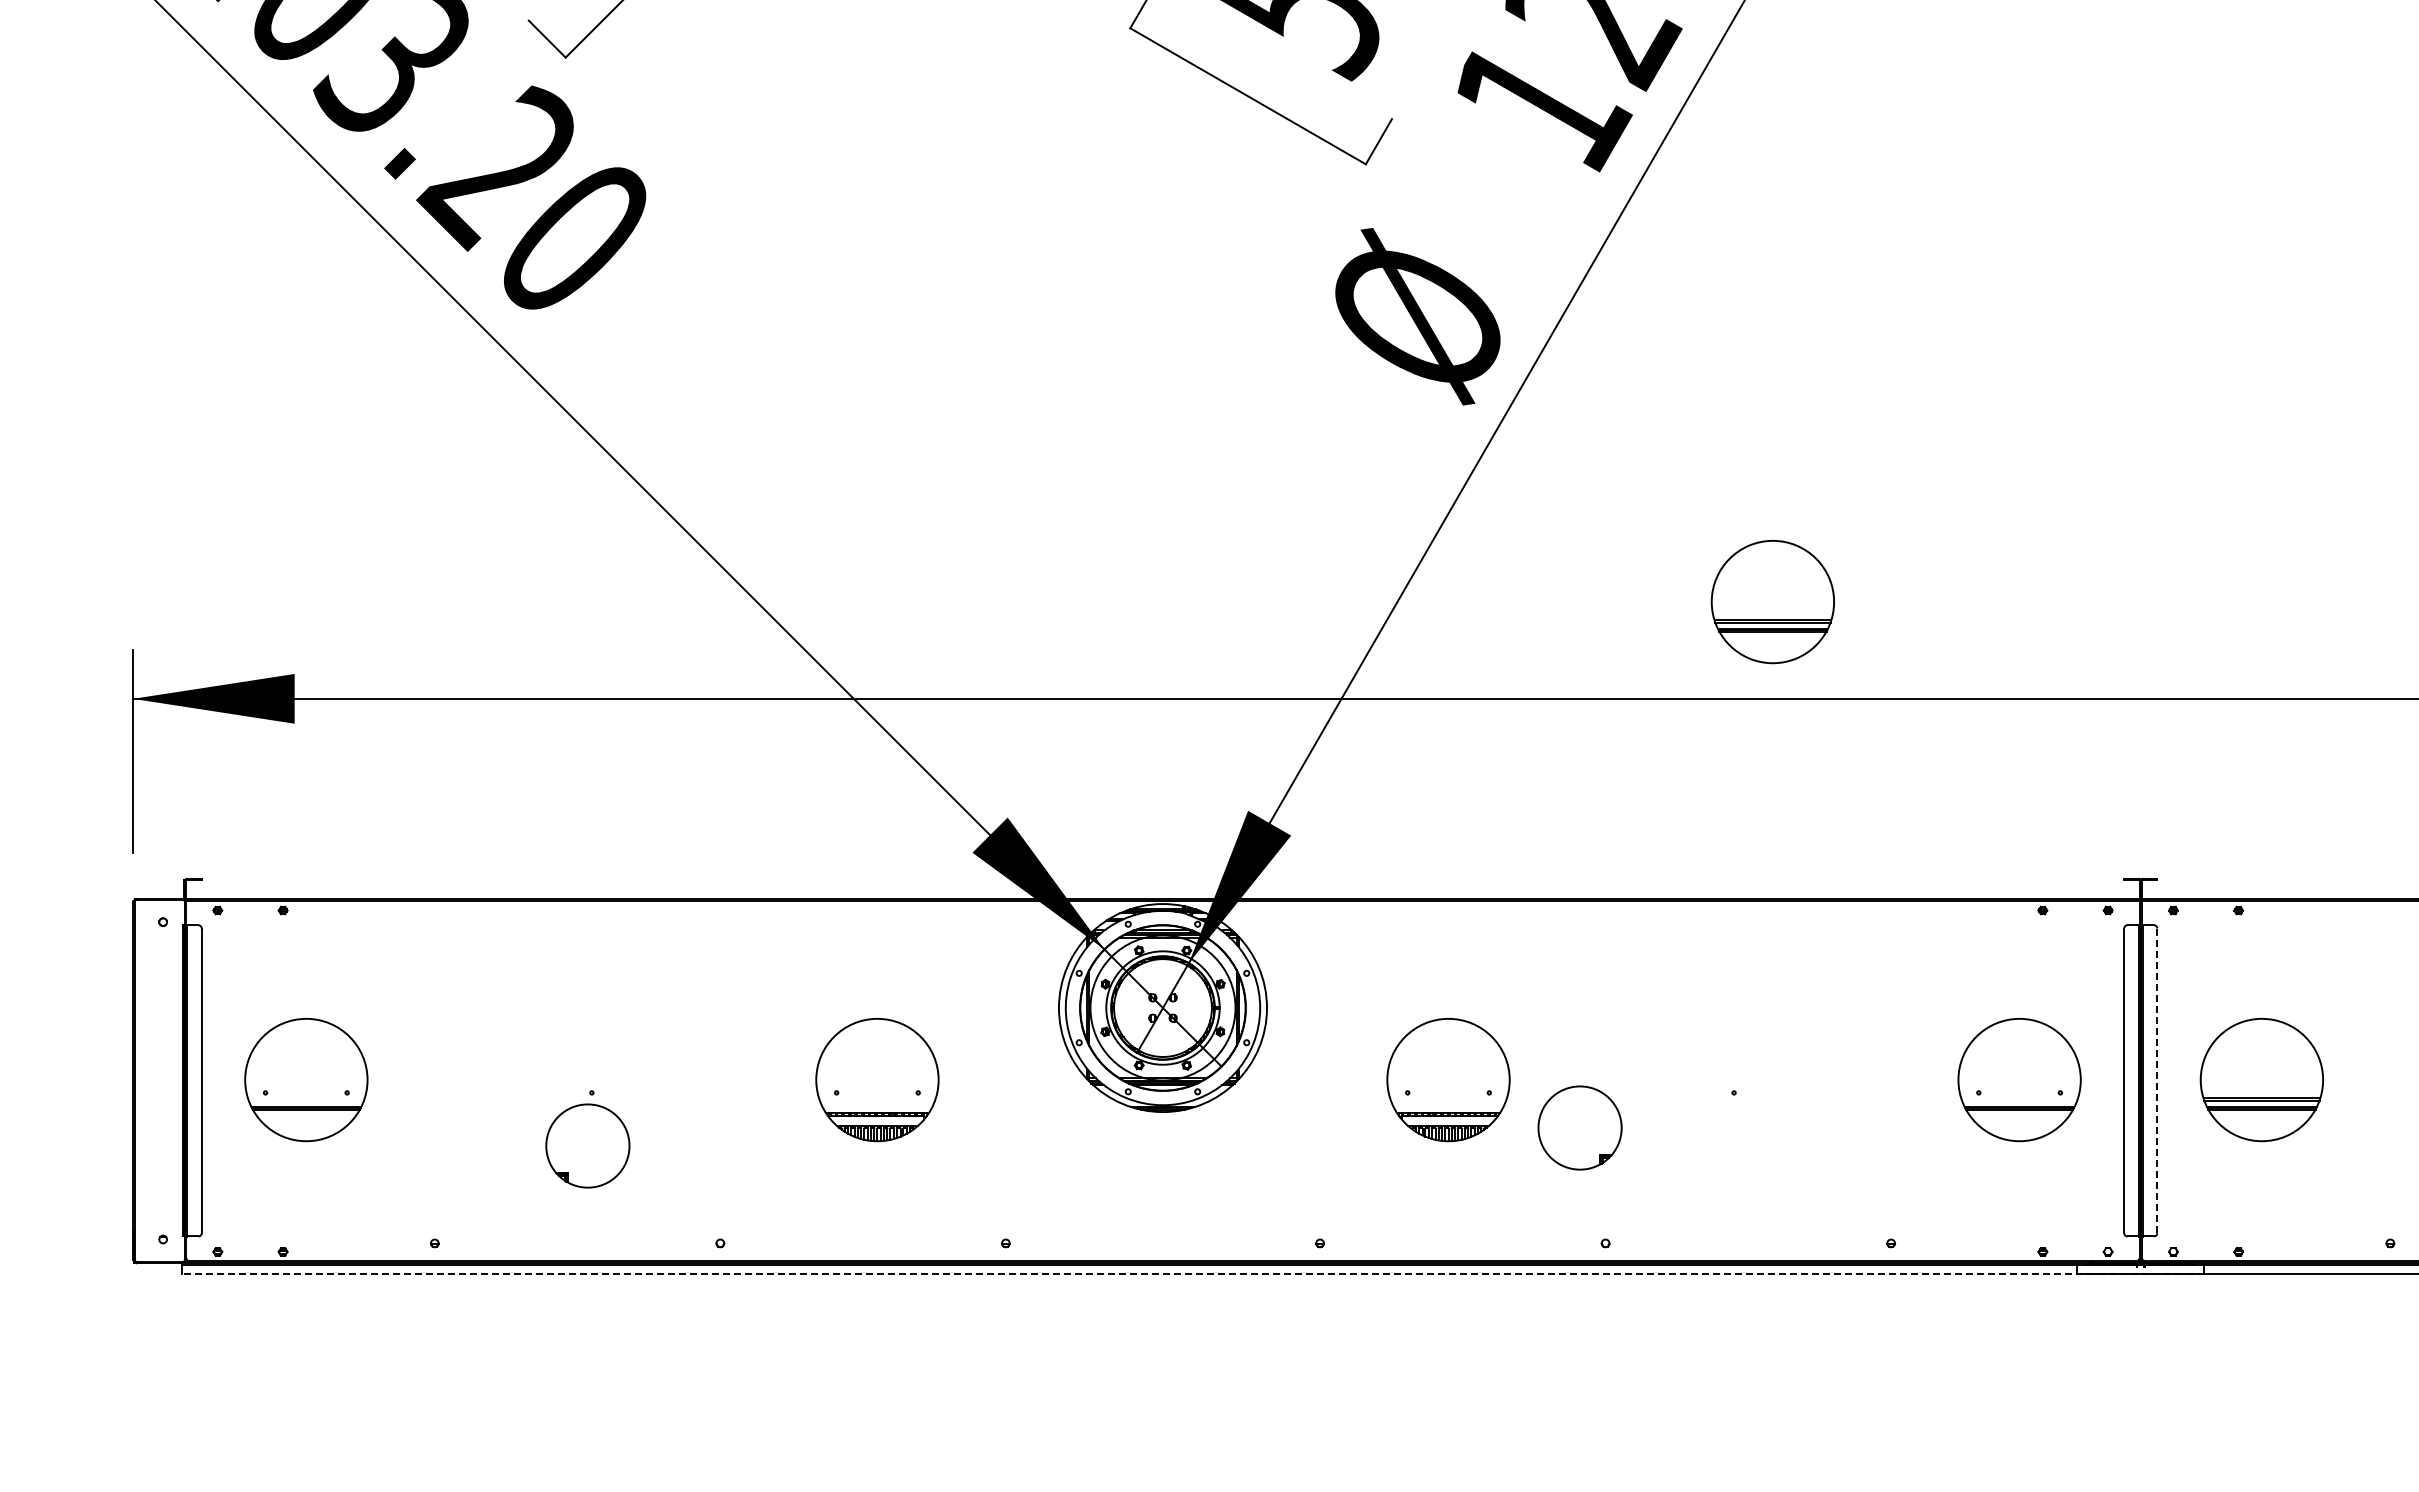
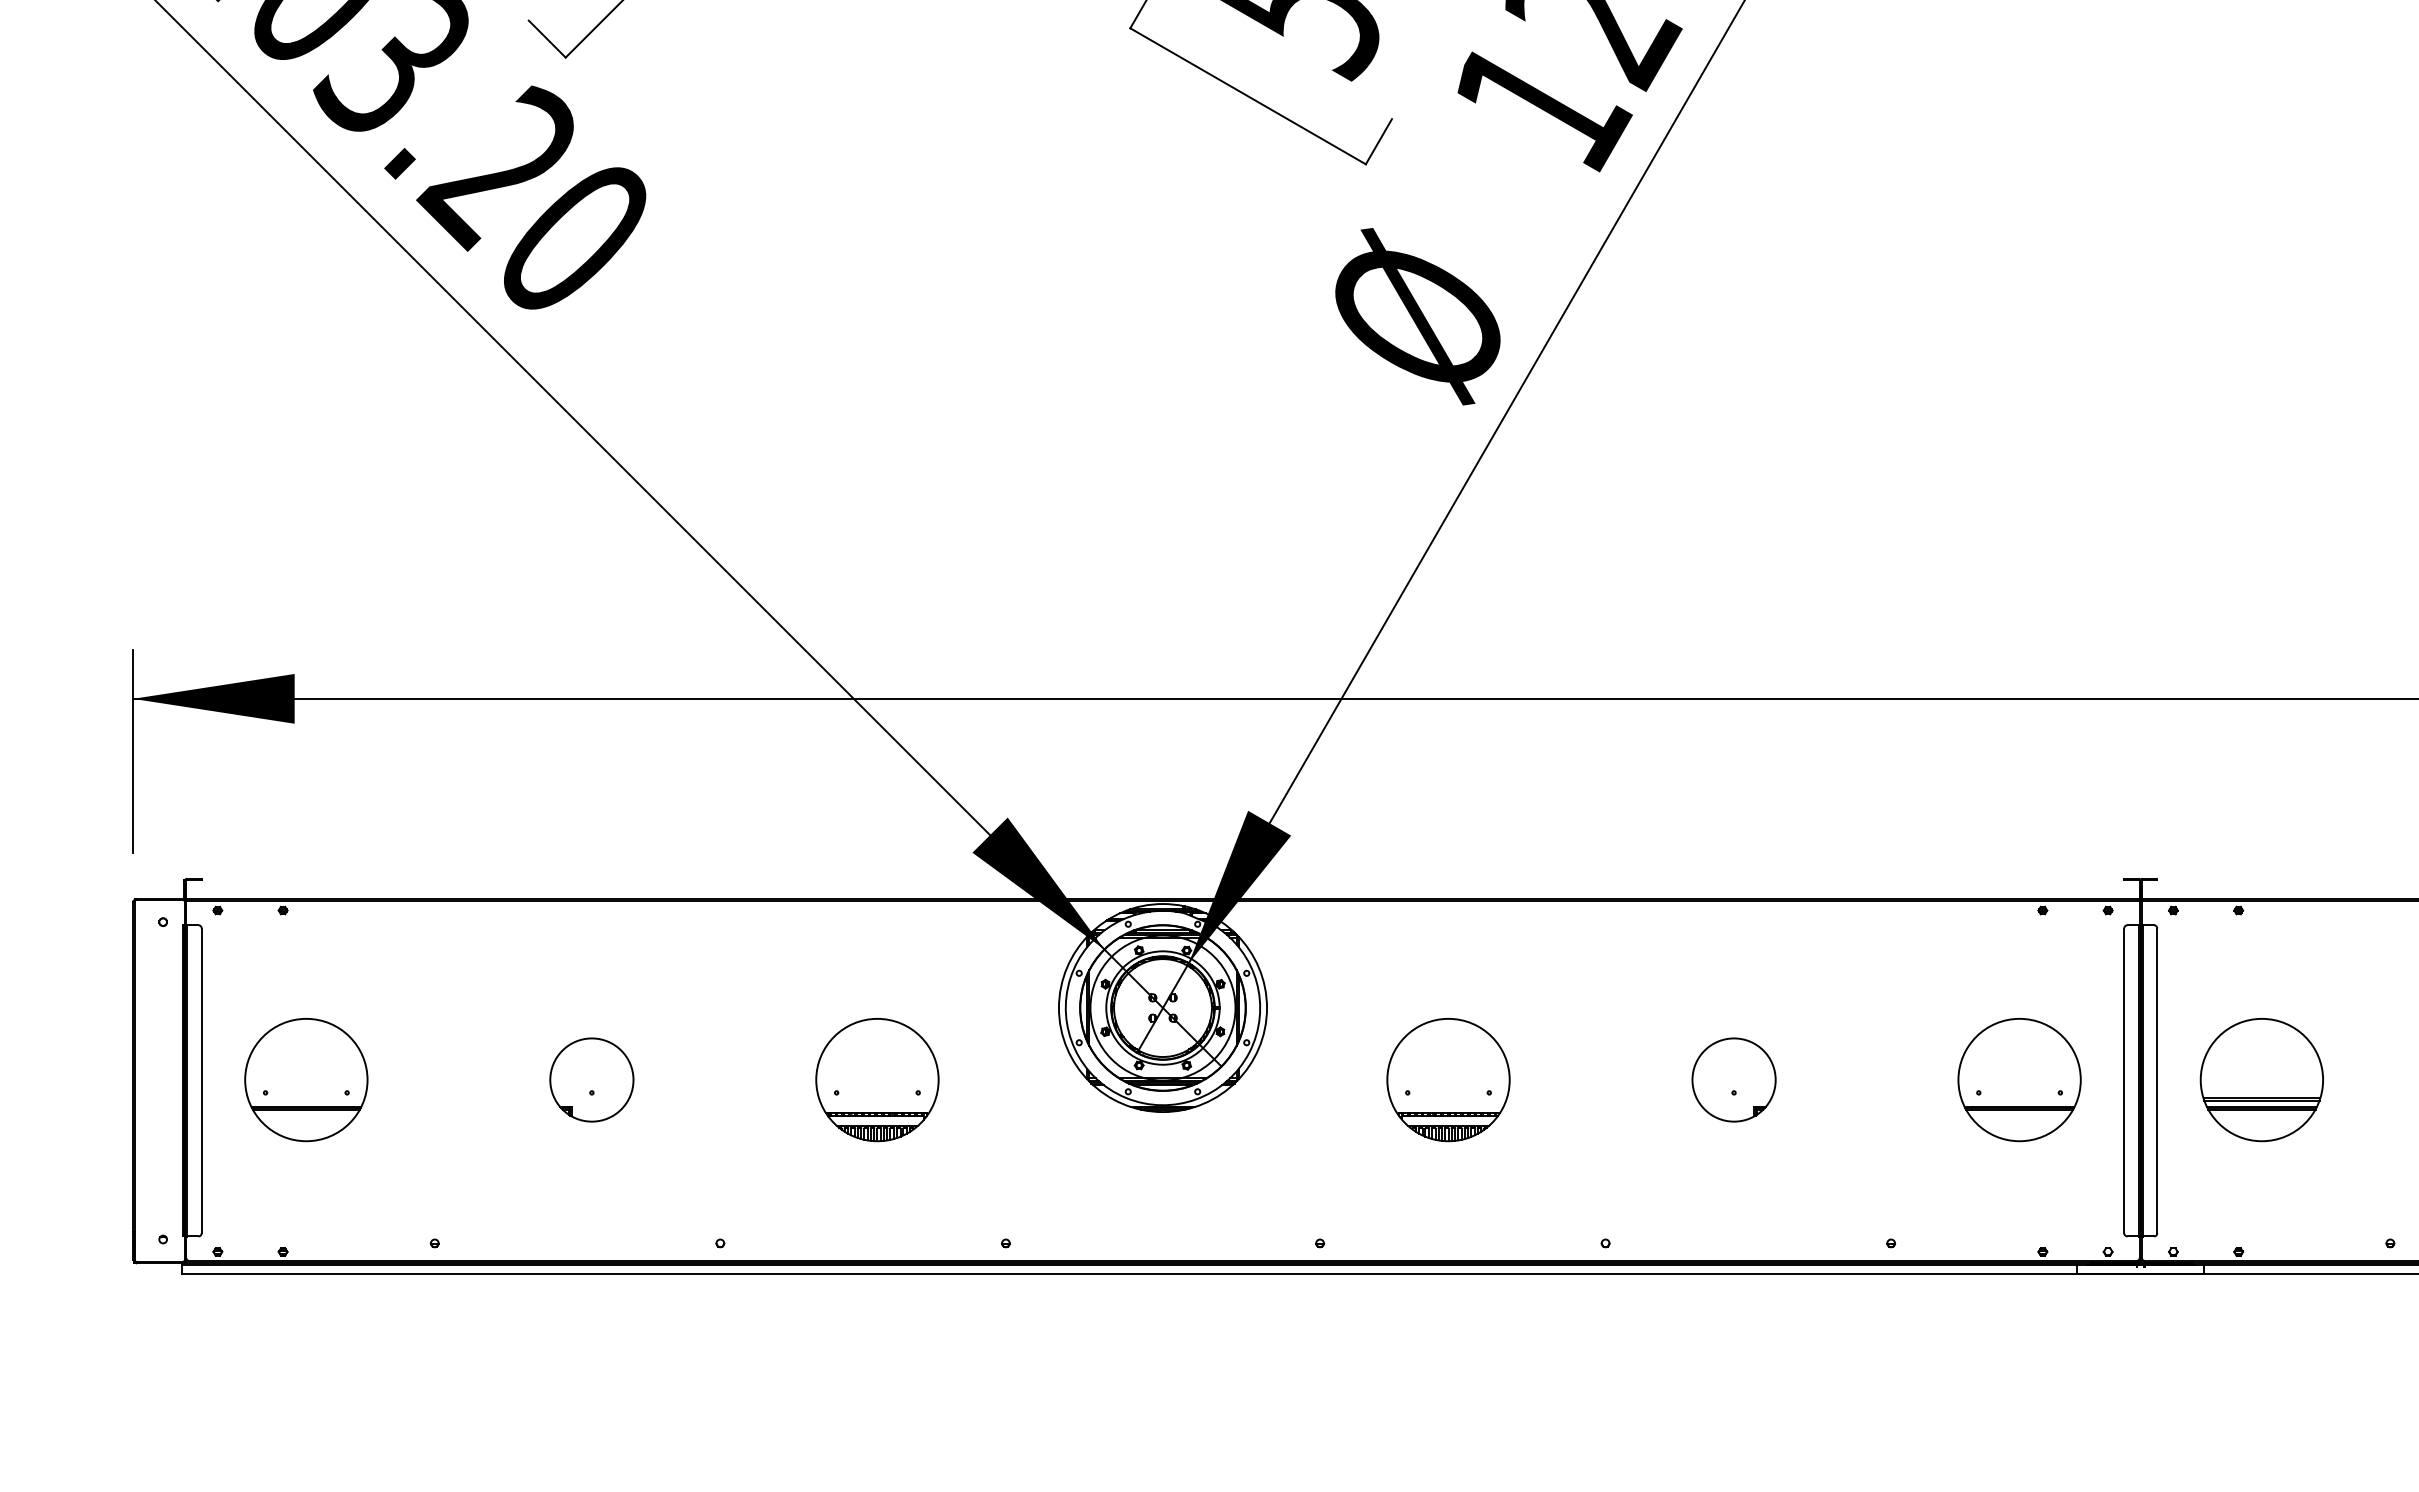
part: present -> none (1772, 602)
line: dashed -> solid (2157, 1081)
part position: (1579, 1127) -> (1733, 1079) (1733, 1079)
part position: (587, 1145) -> (591, 1079) (591, 1079)
line: dashed -> solid (1192, 1274)
